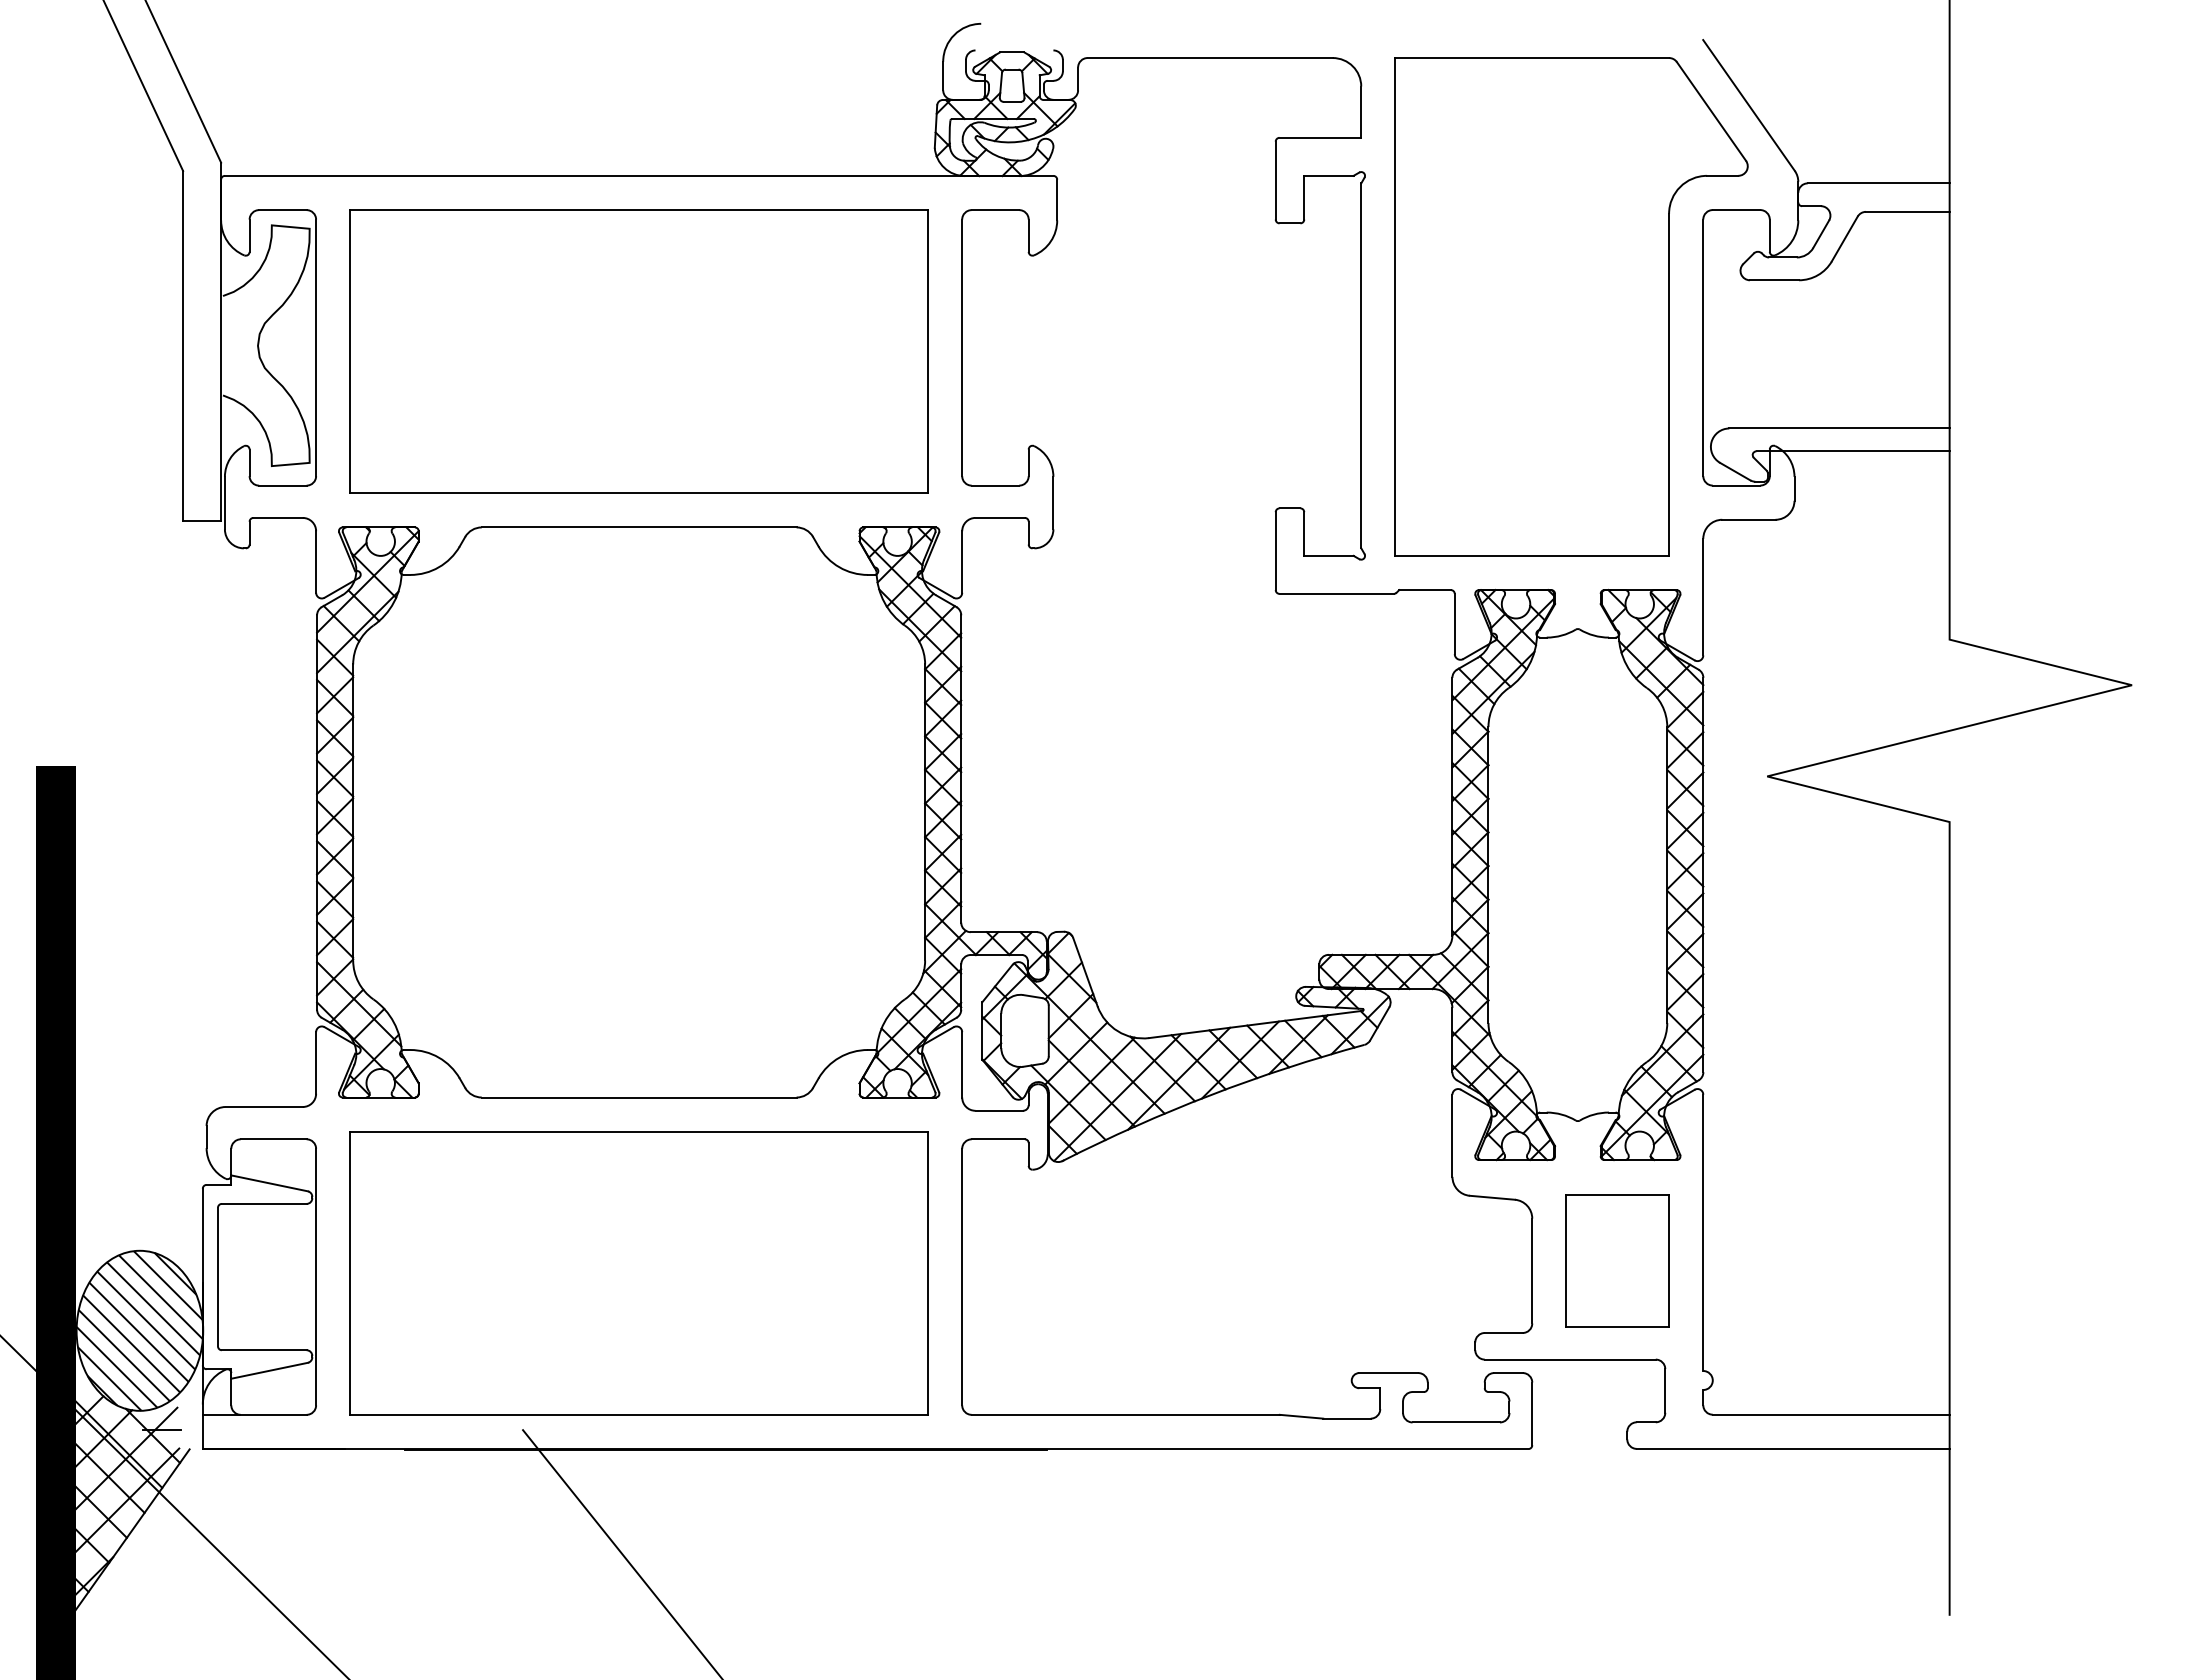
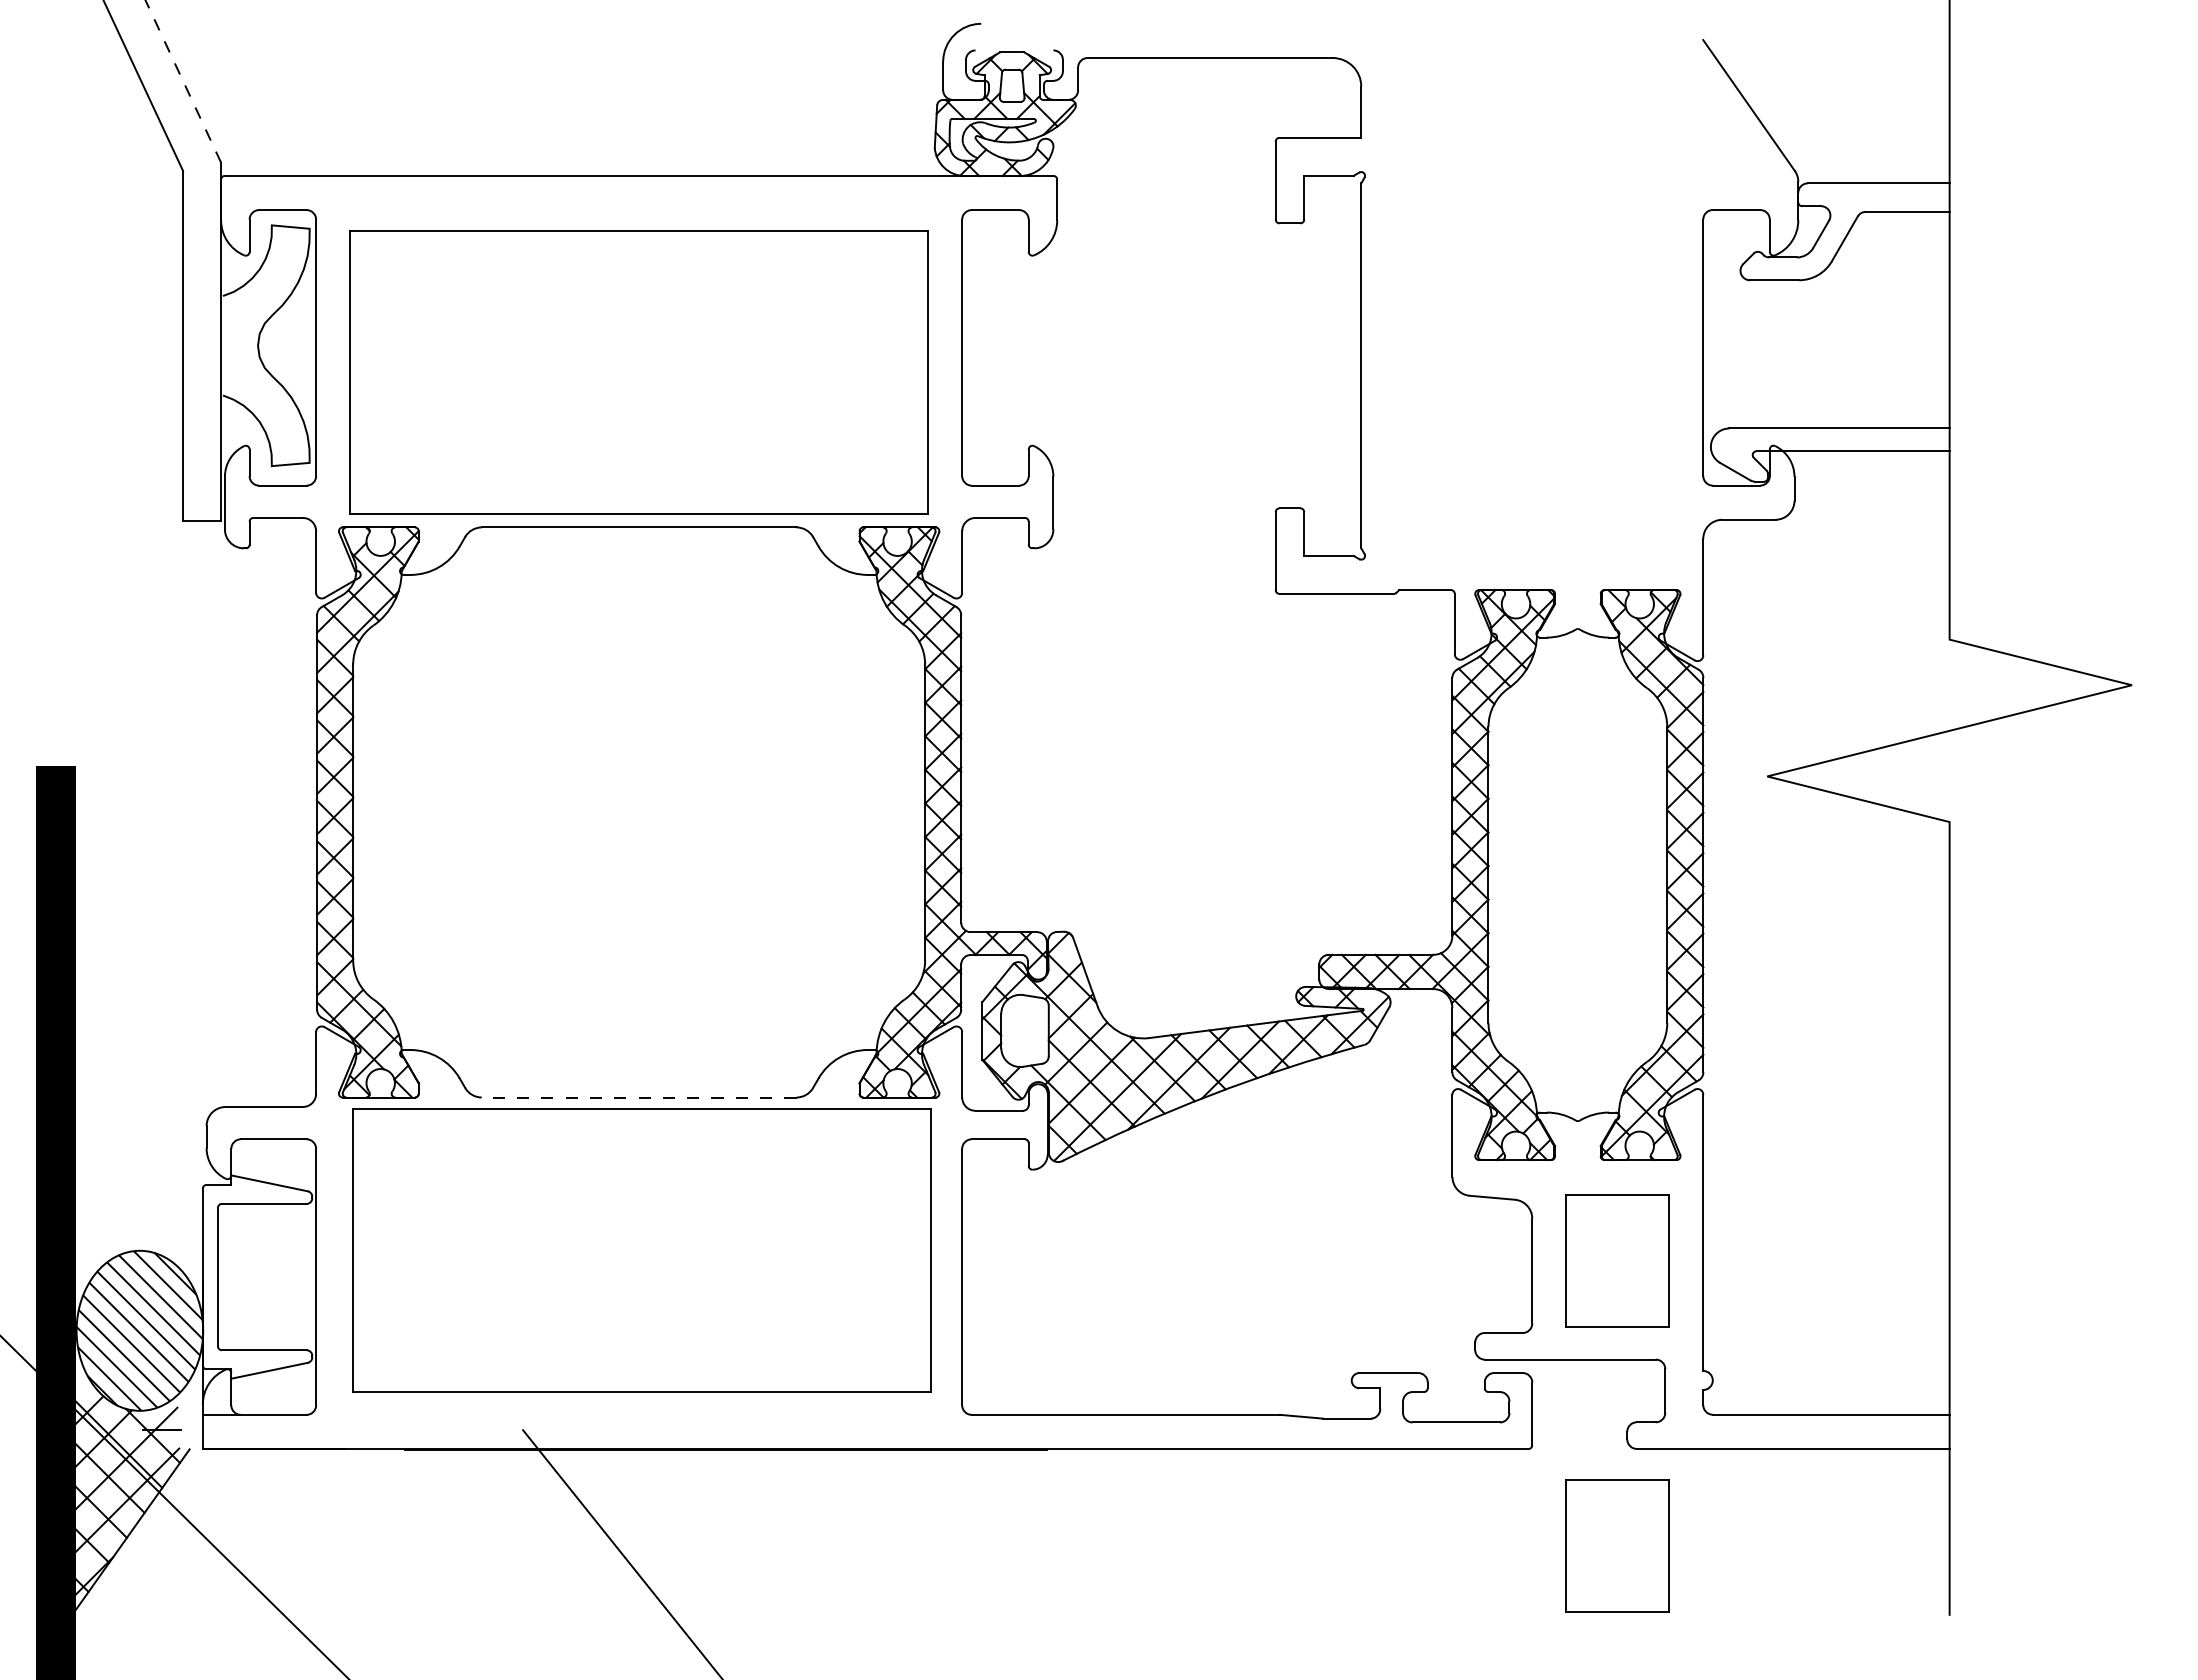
line: solid -> dashed (183, 81)
part: present -> none (1571, 306)
part position: (638, 351) -> (638, 372) (638, 372)
line: solid -> dashed (638, 1097)
part position: (638, 1273) -> (641, 1250) (641, 1250)
part: none -> present (1617, 1545)
